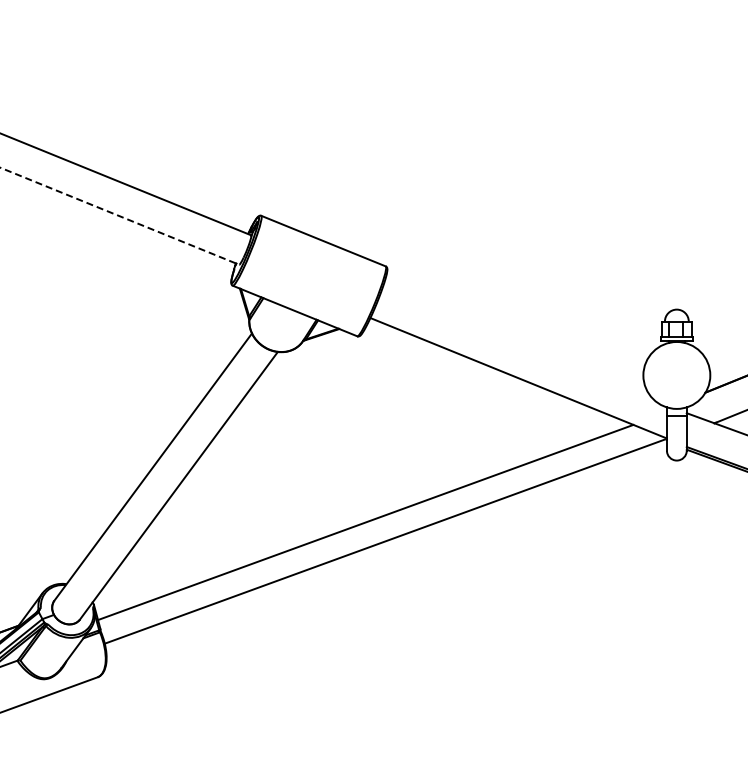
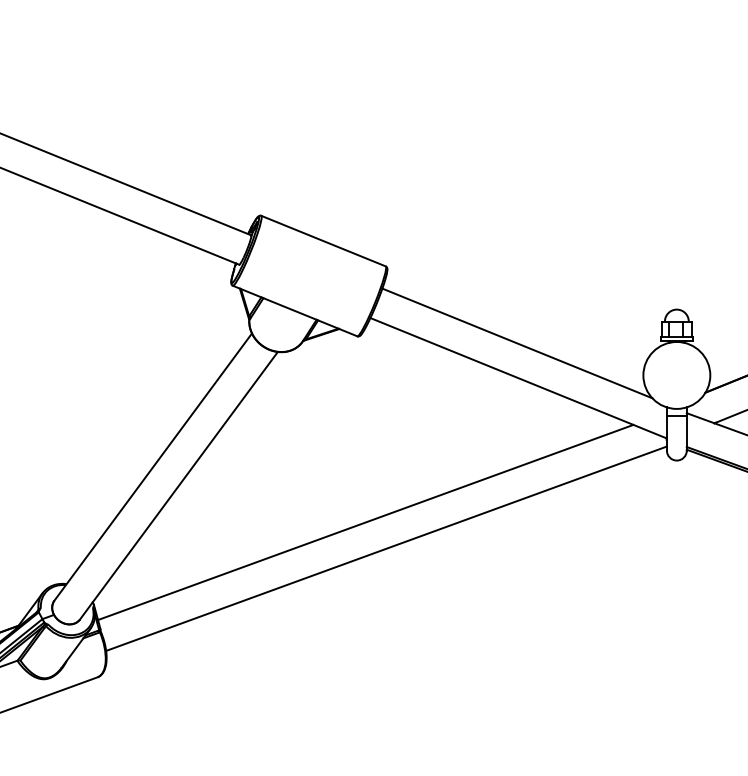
line: dashed -> solid (119, 216)
line: none -> present (517, 343)
line position: (384, 541) -> (386, 548) (386, 548)
